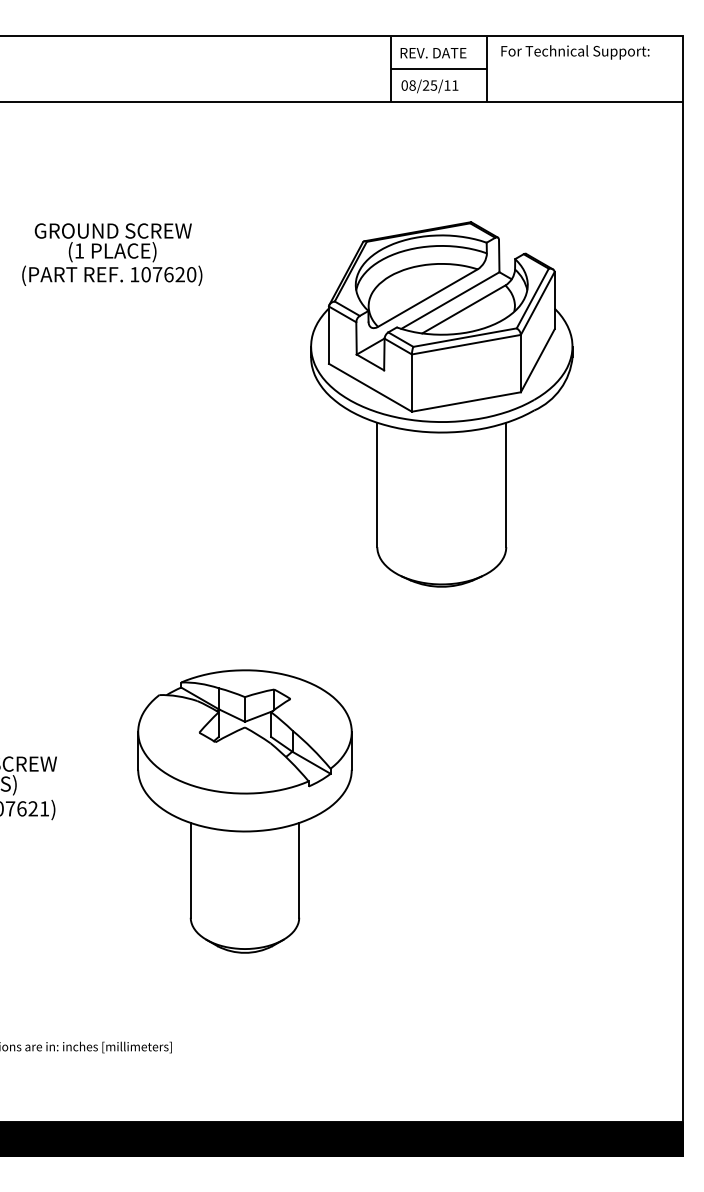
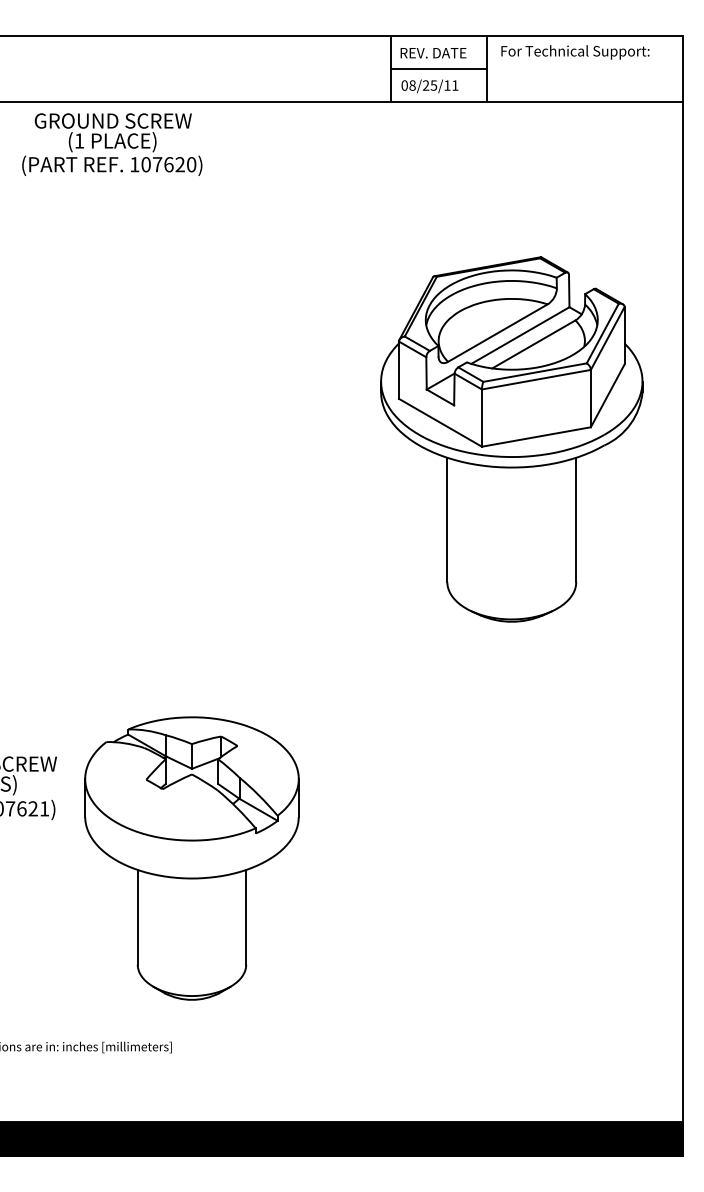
text position: (112, 254) -> (112, 144) (112, 144)
part position: (441, 404) -> (511, 439) (511, 439)
part position: (244, 811) -> (191, 858) (191, 858)
